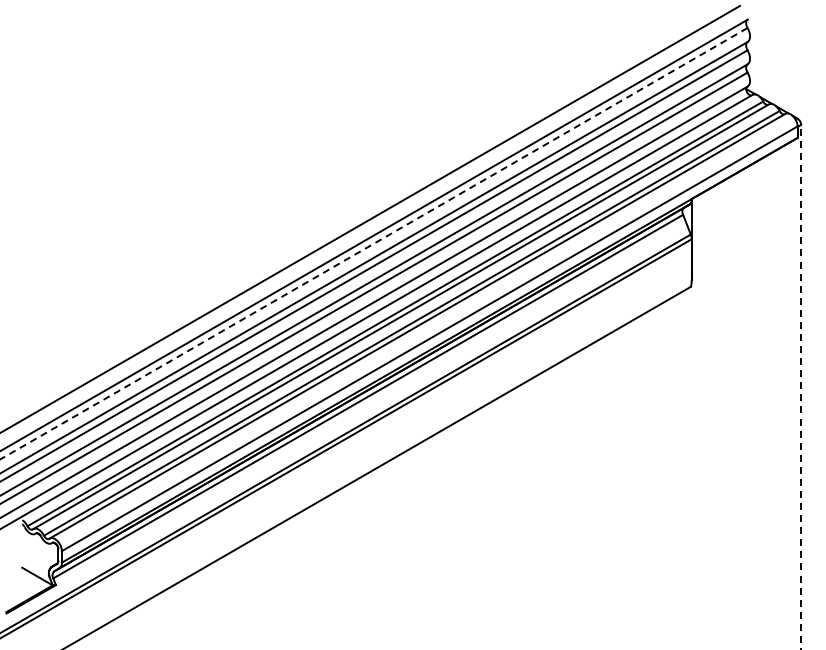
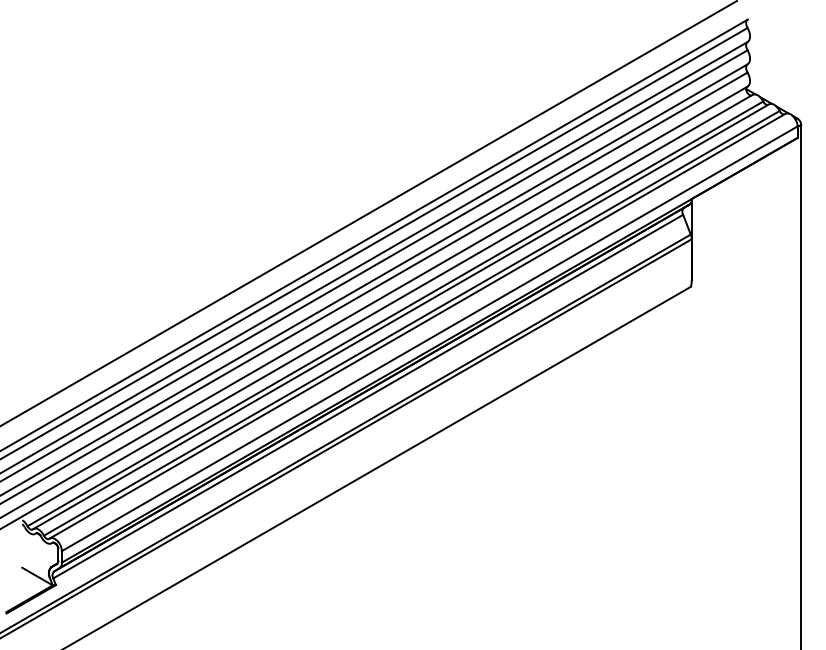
line position: (371, 218) -> (368, 213) (368, 213)
line: dashed -> solid (373, 243)
line: dashed -> solid (801, 387)
